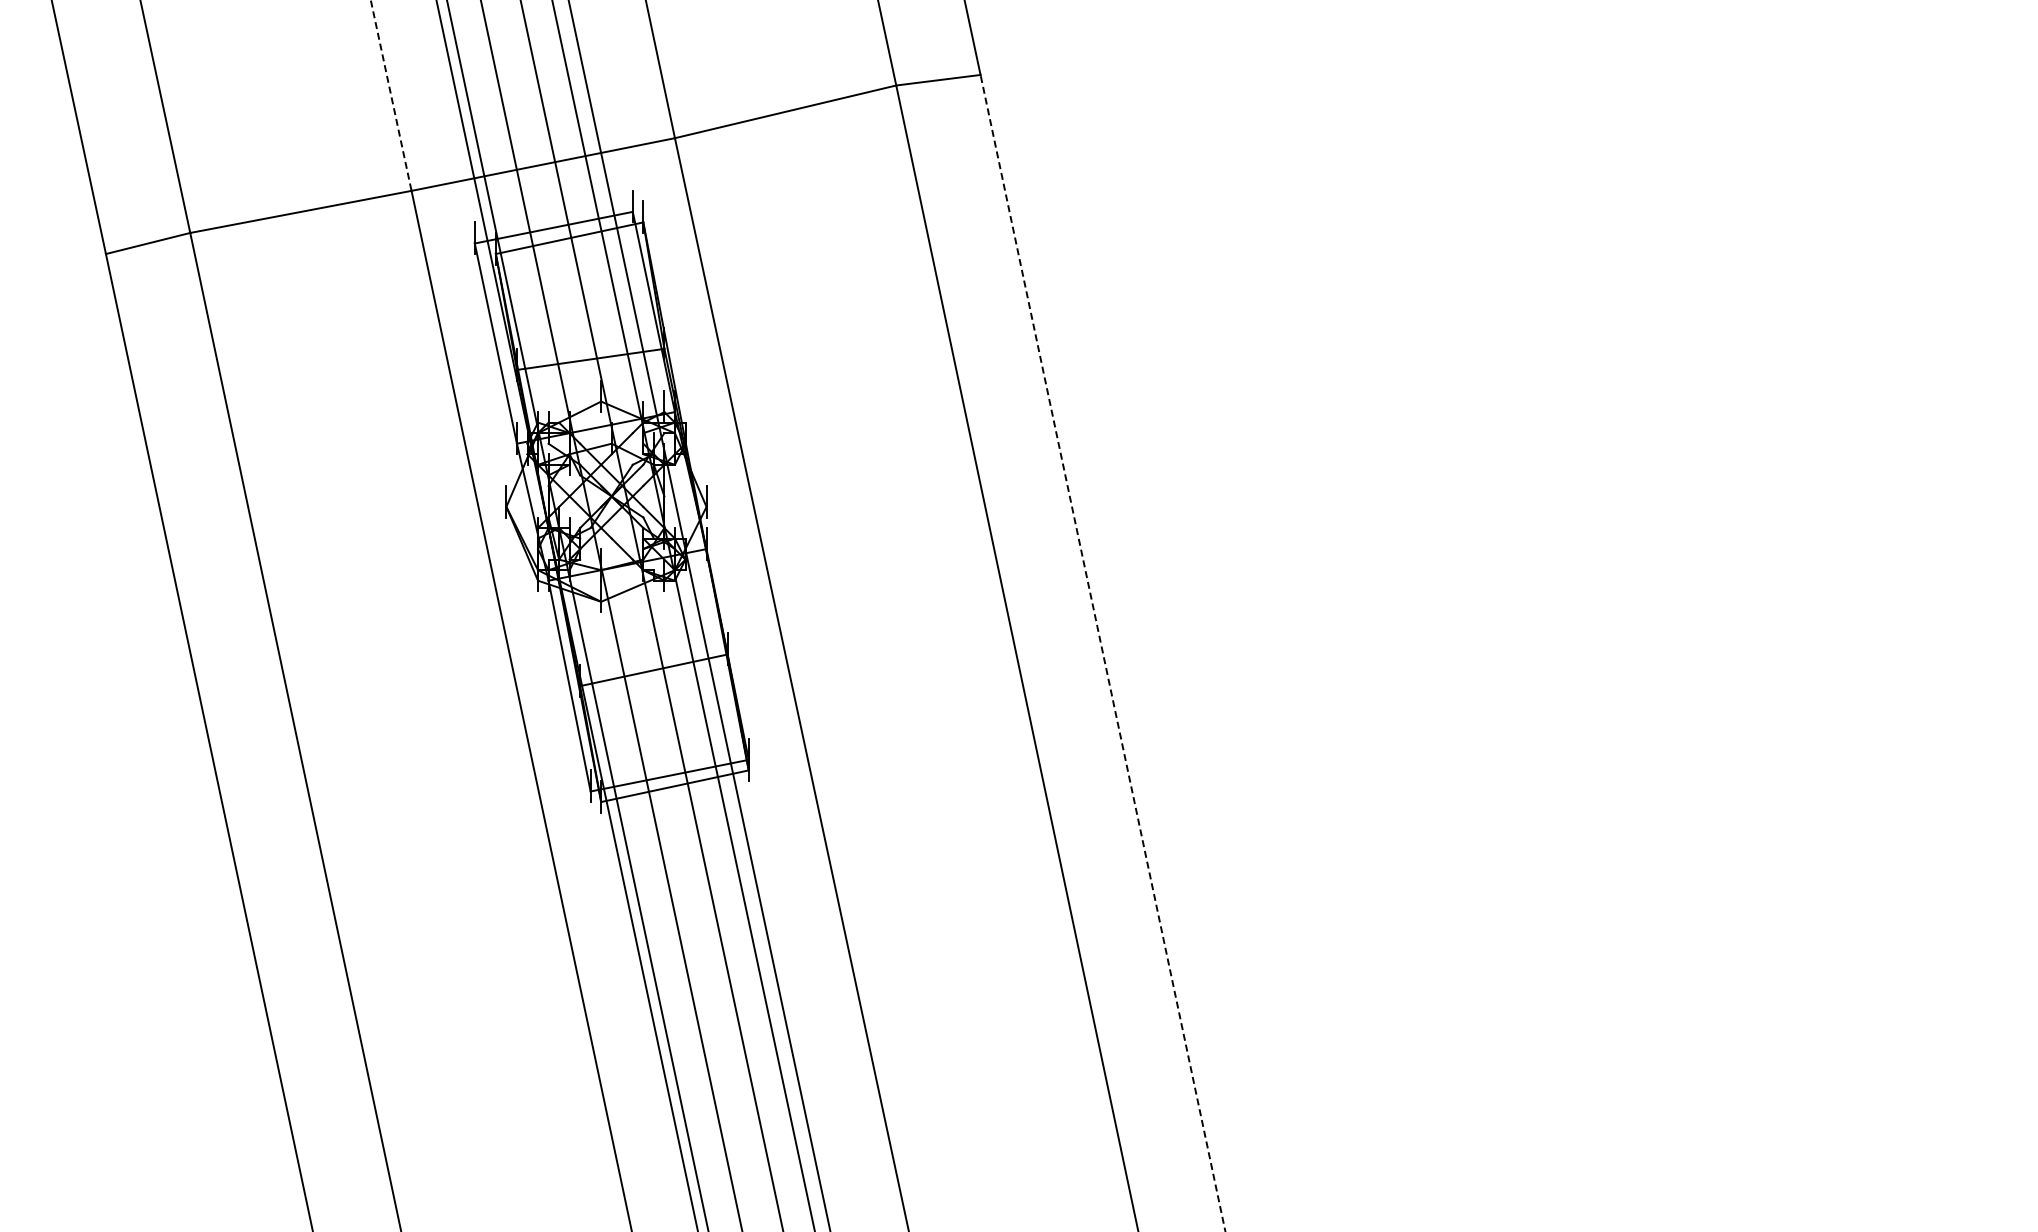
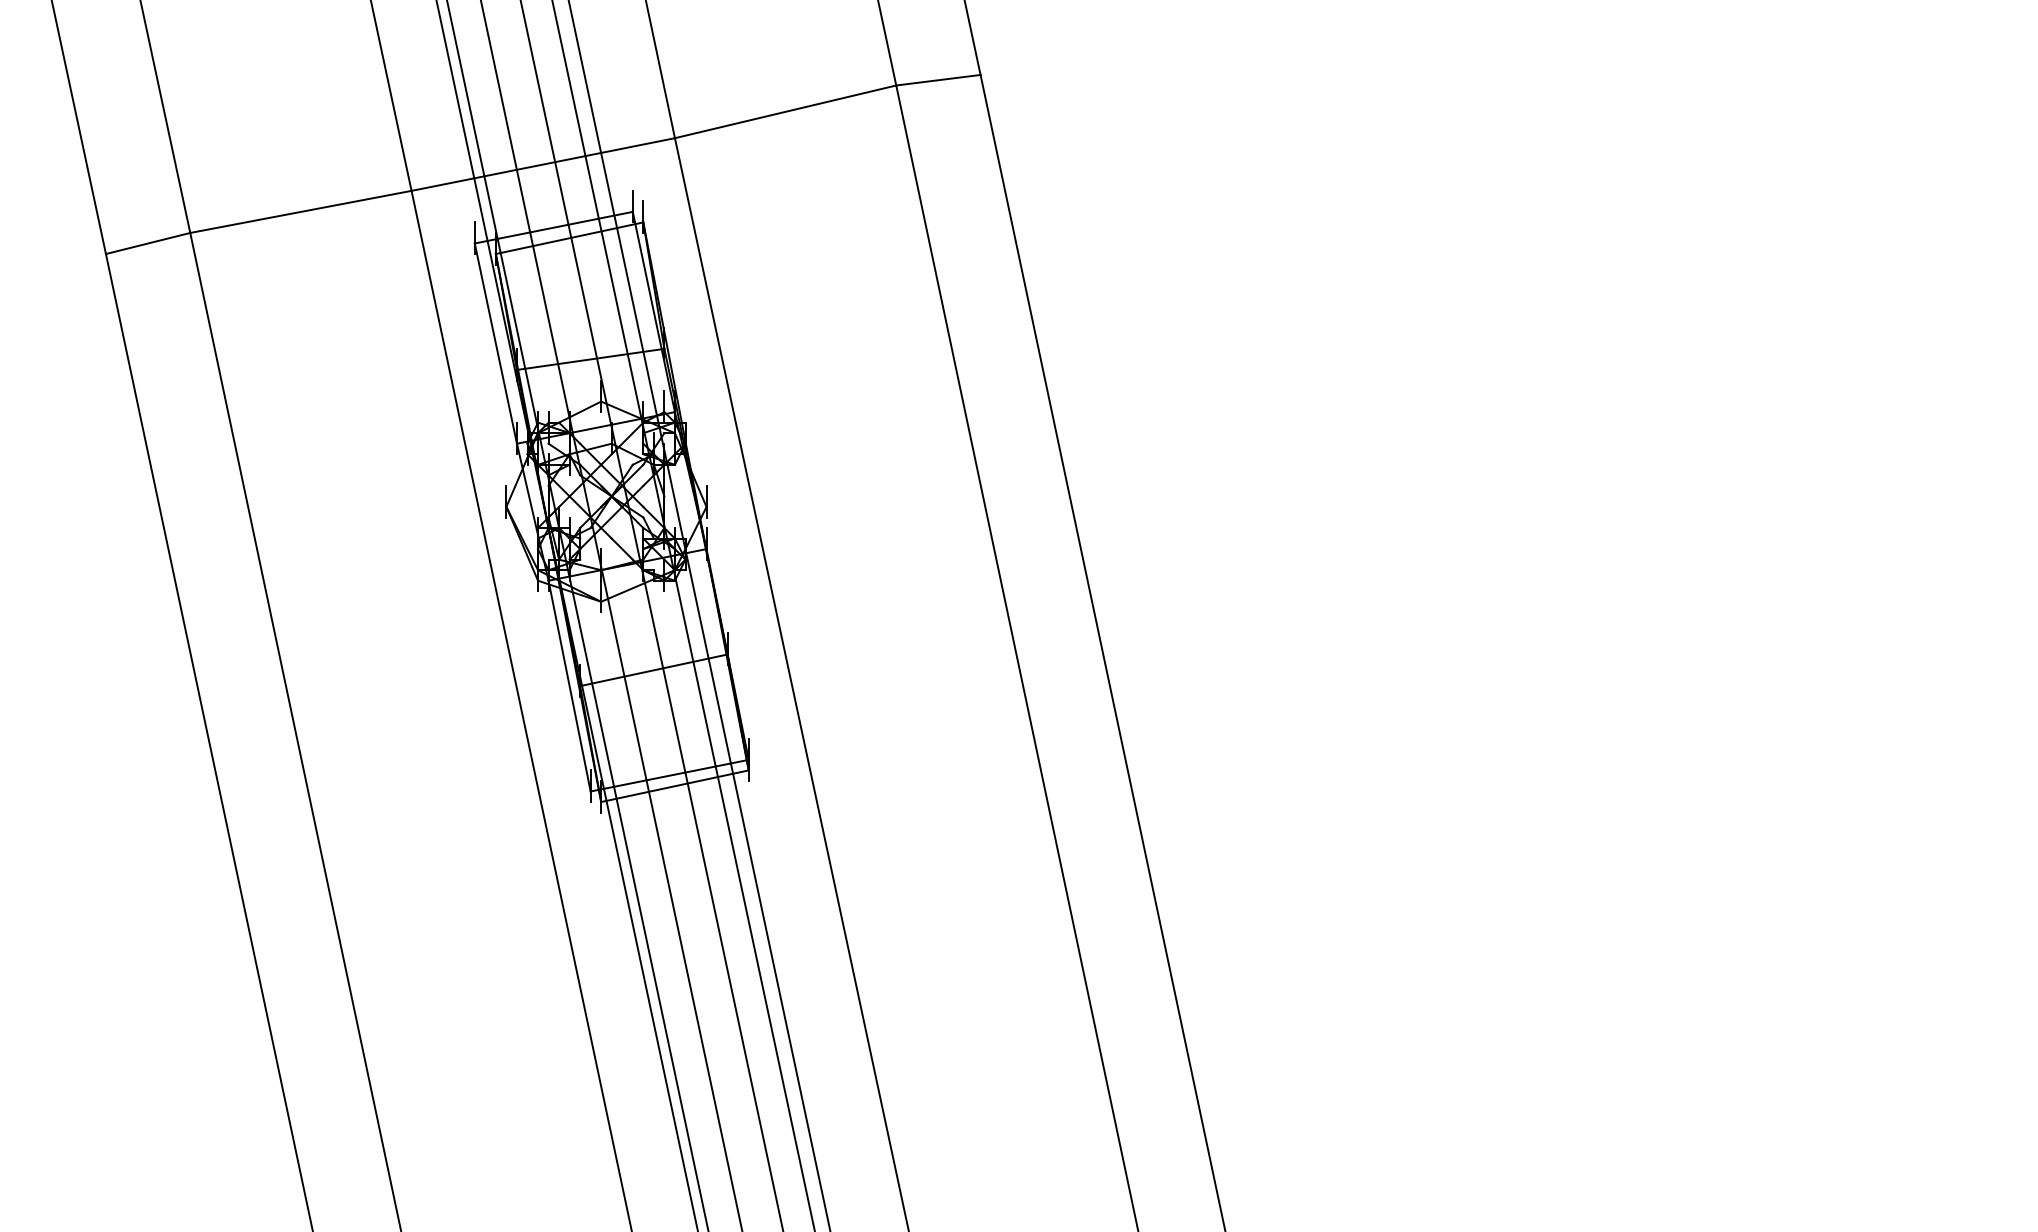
line: dashed -> solid (391, 96)
line: dashed -> solid (1102, 653)
